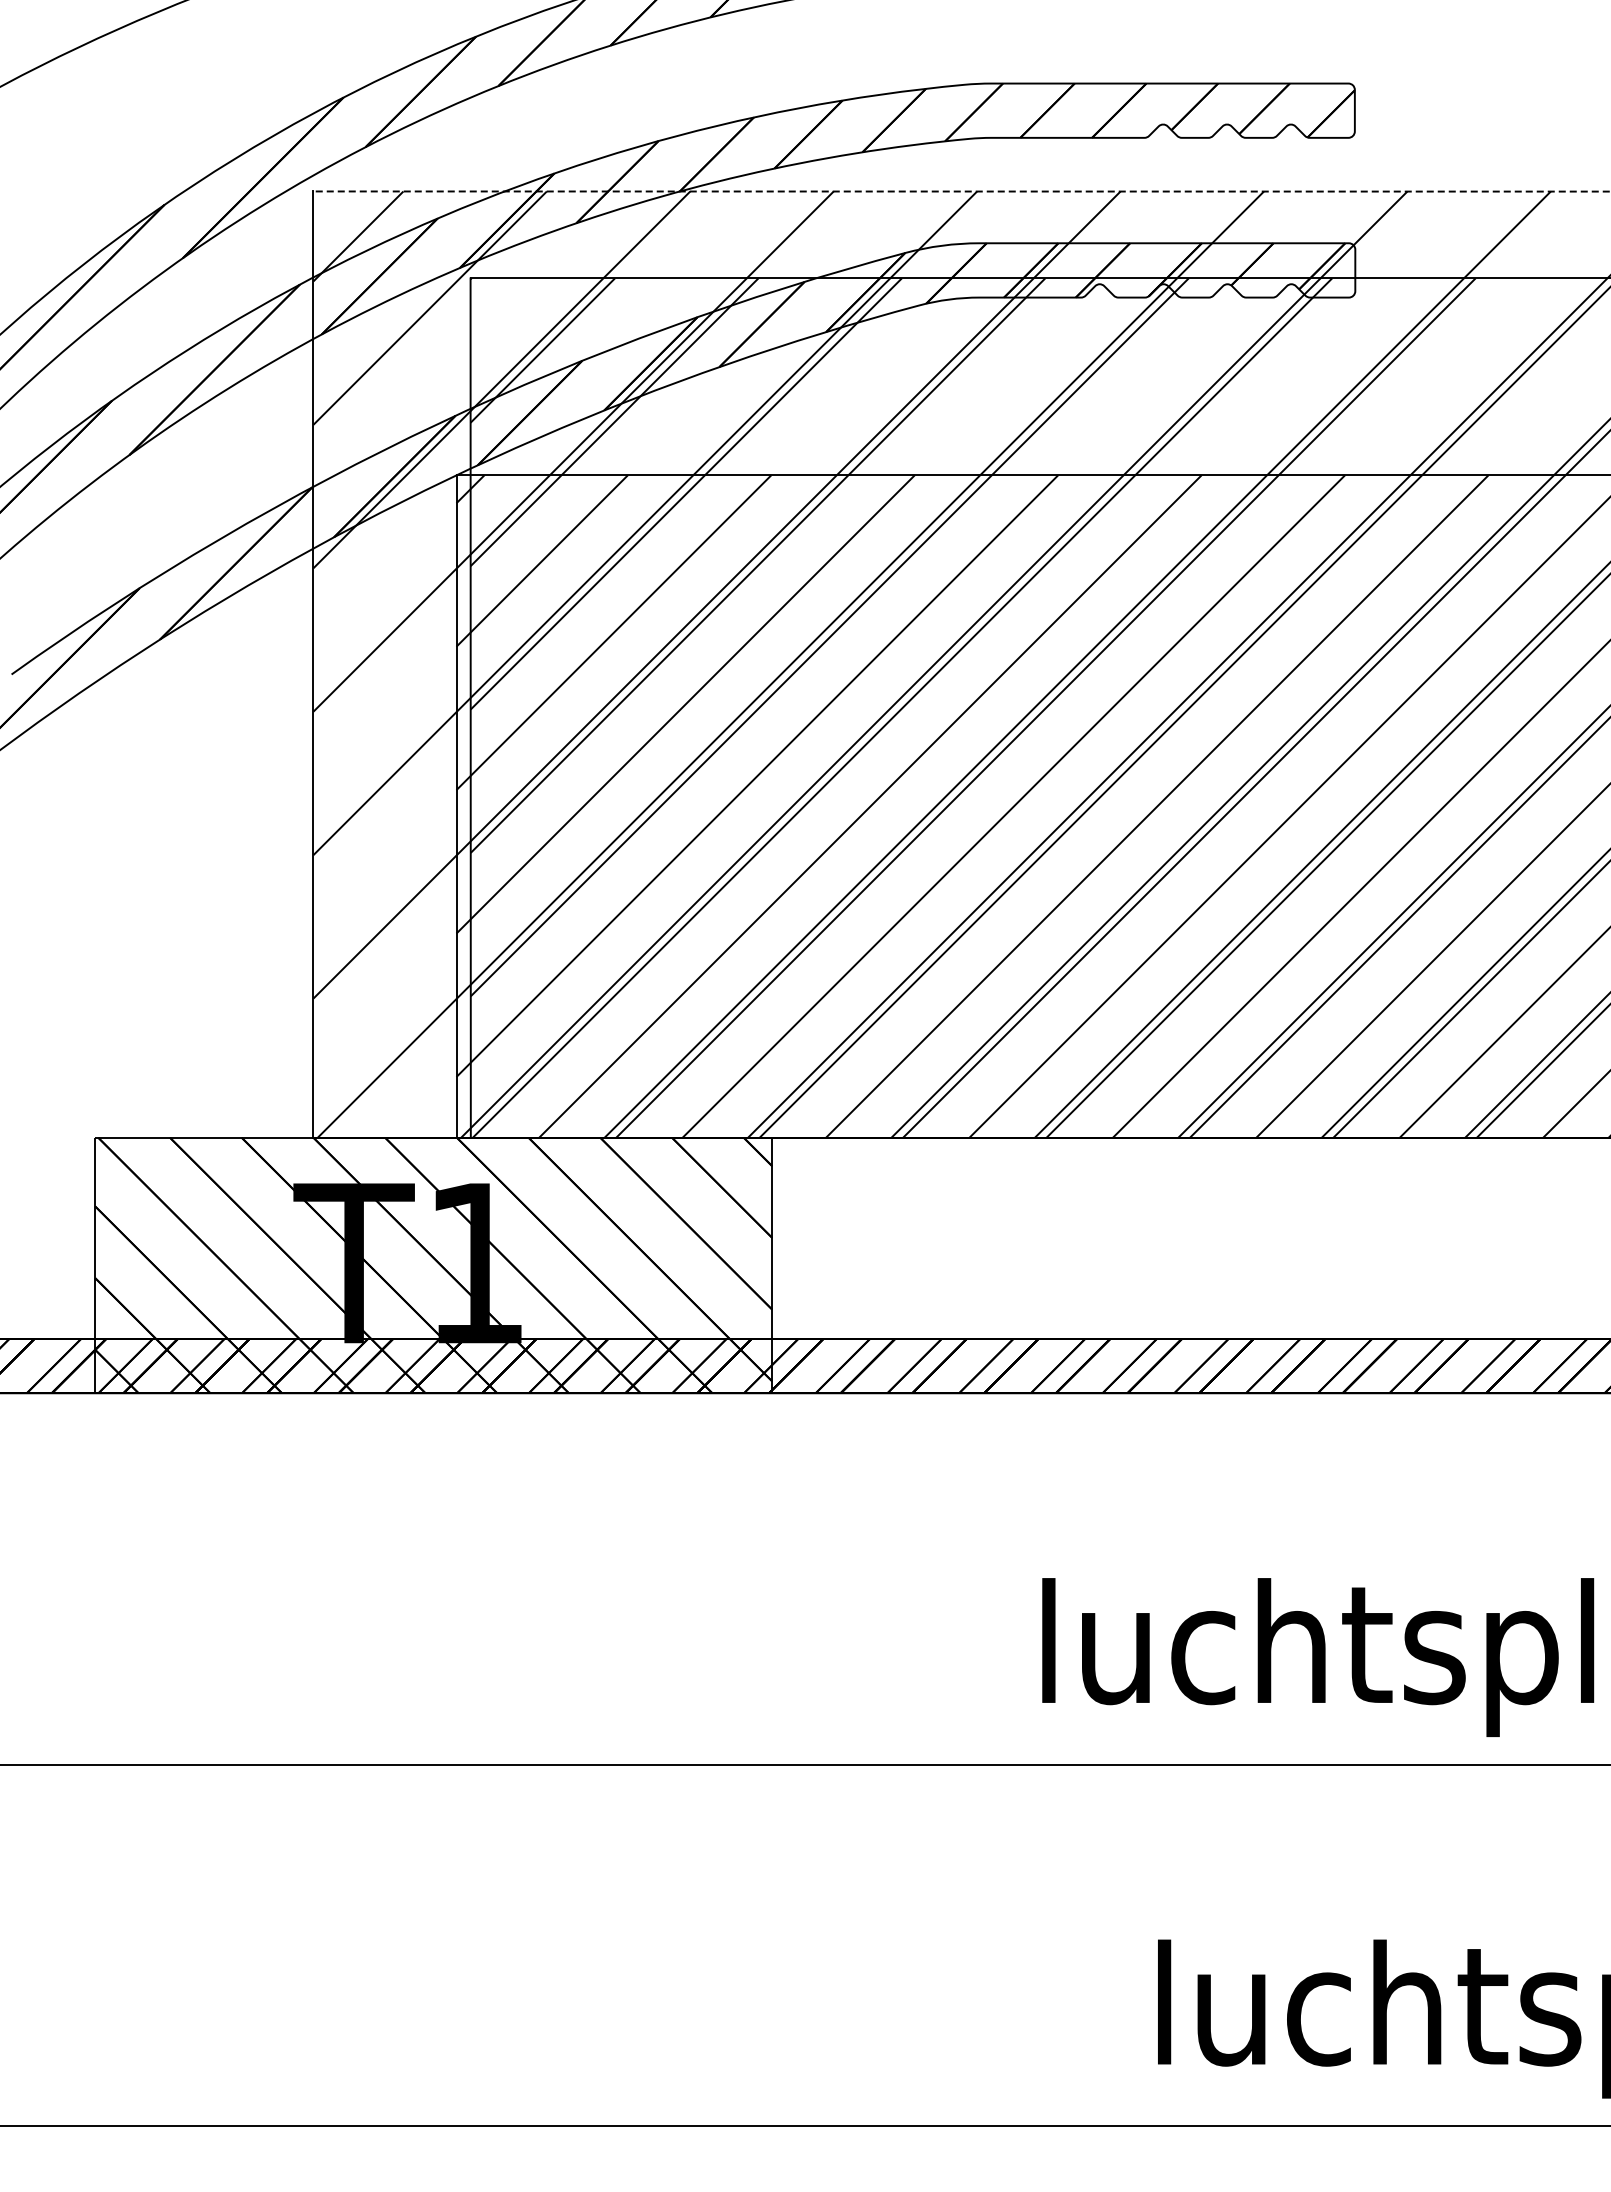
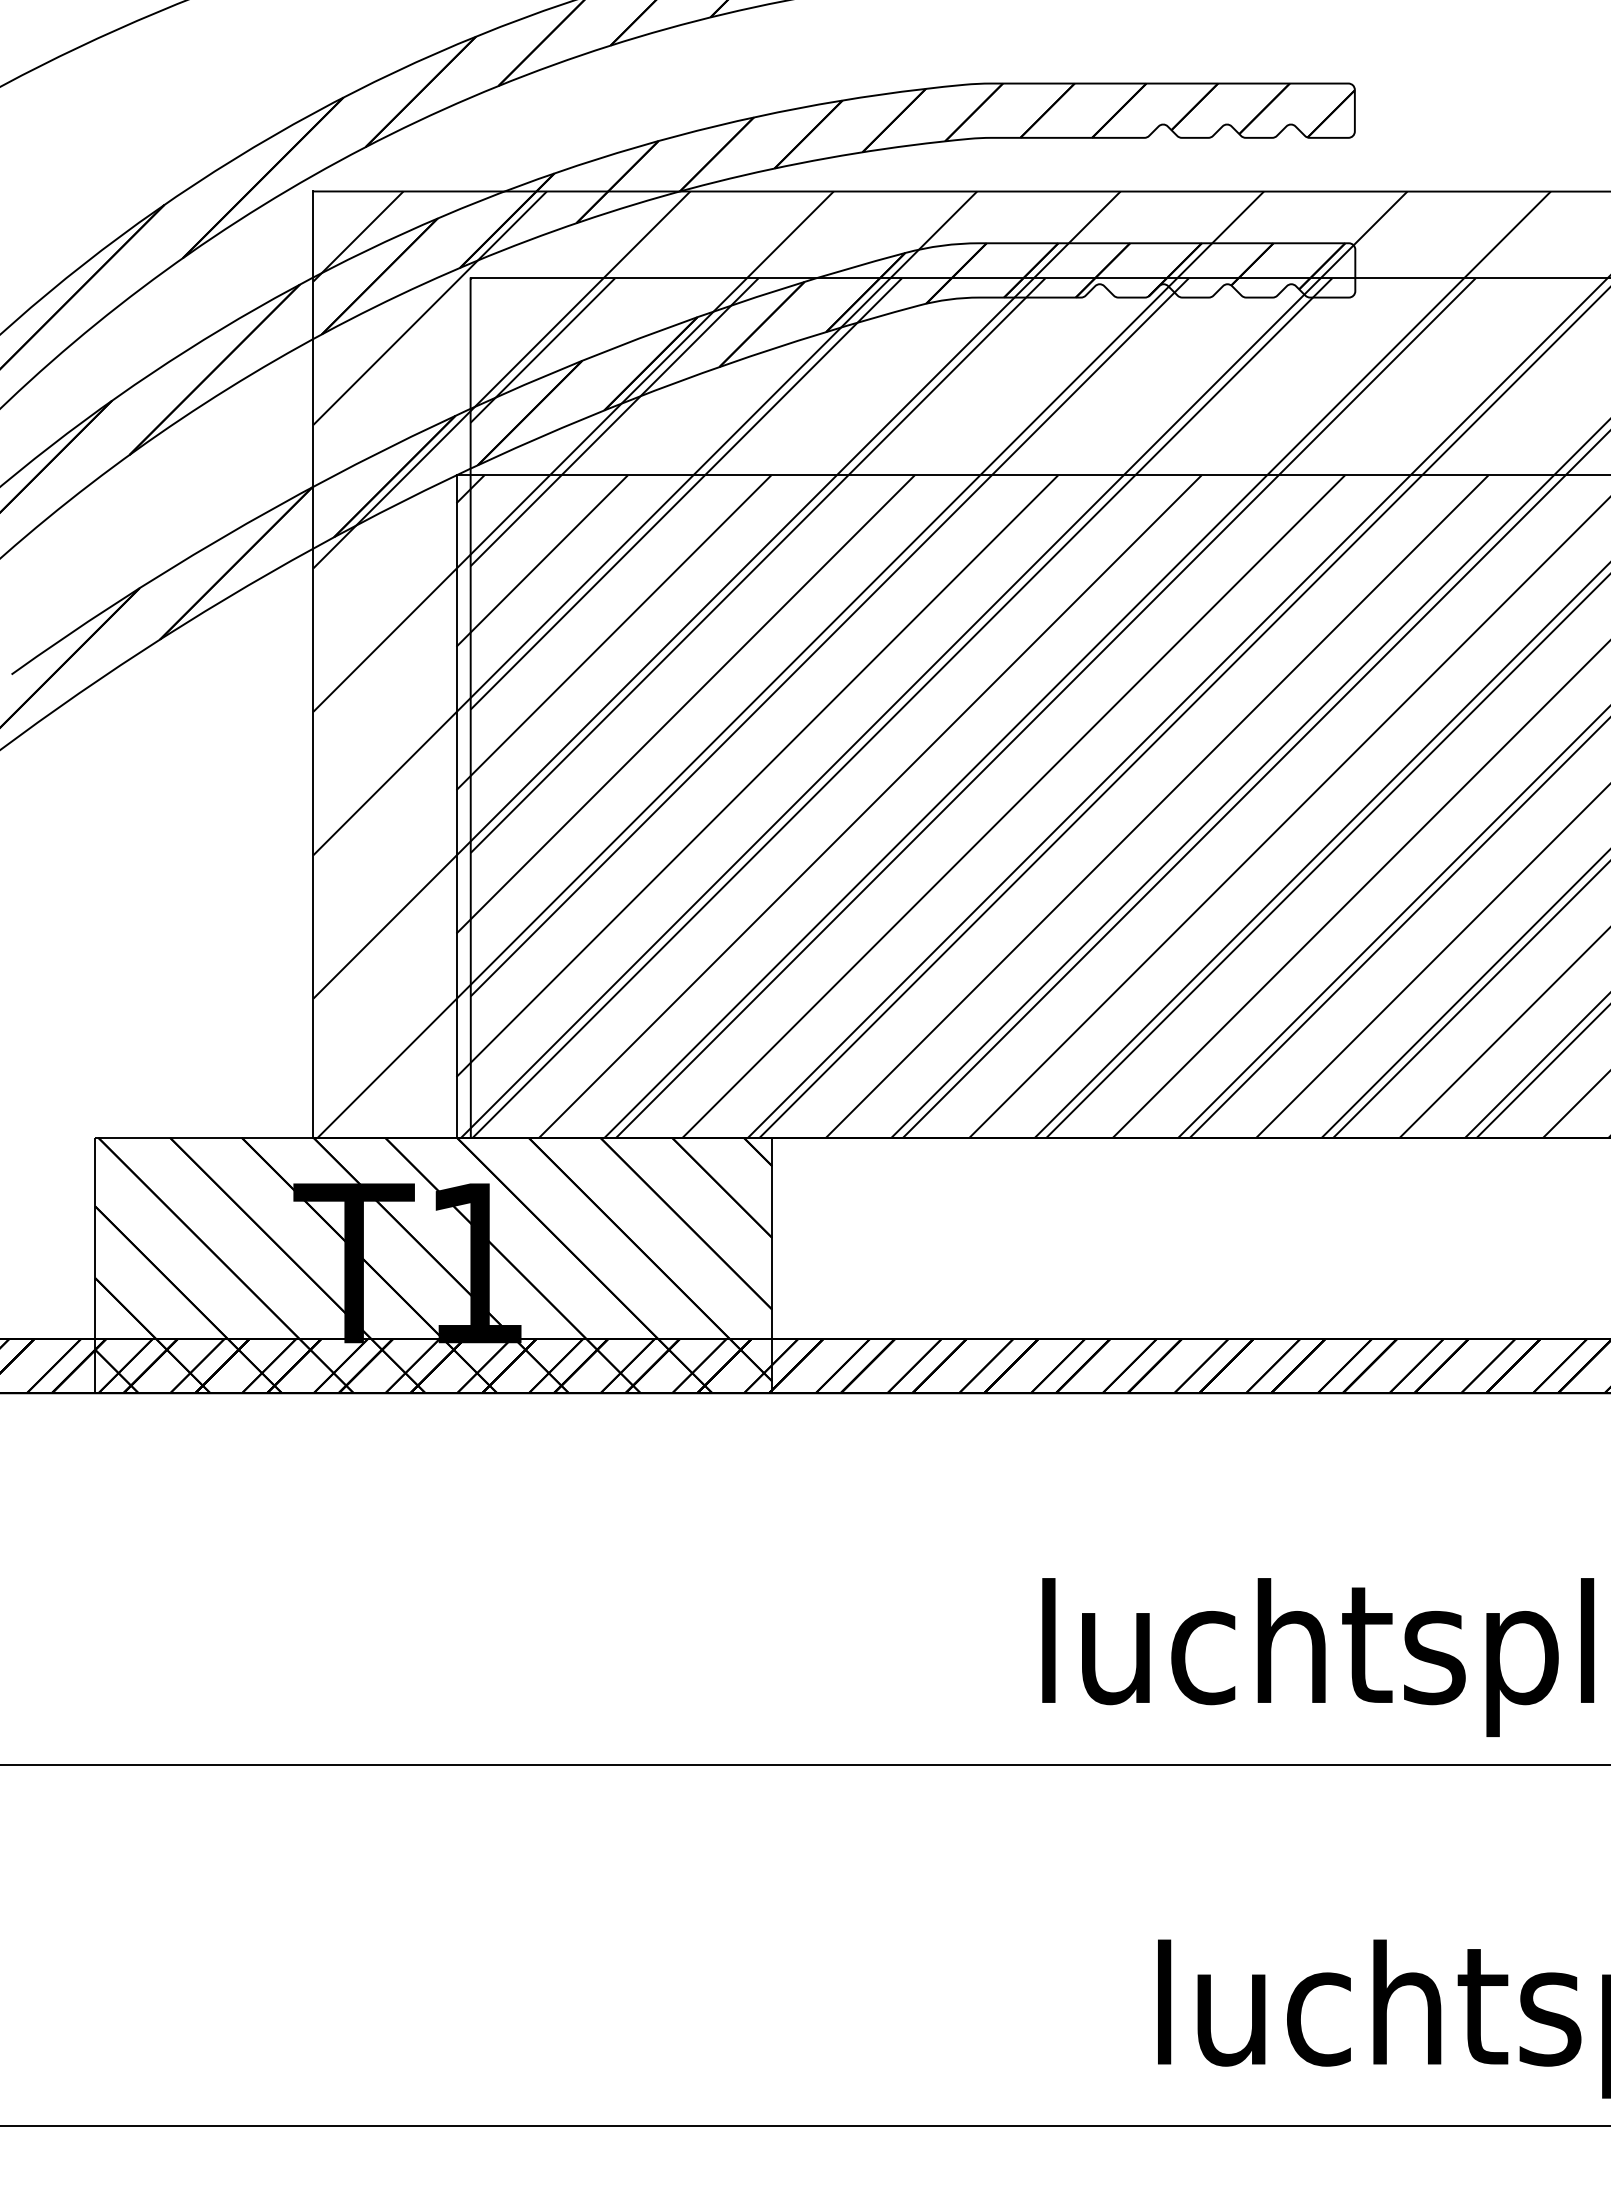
line: dashed -> solid (961, 191)
